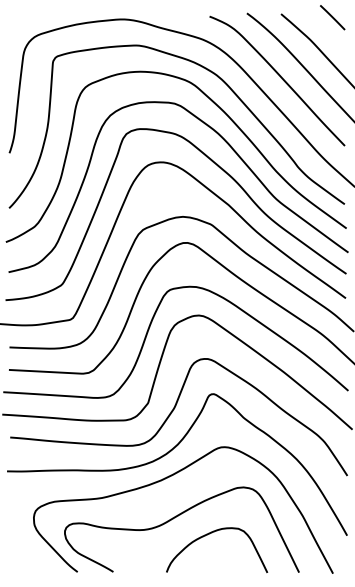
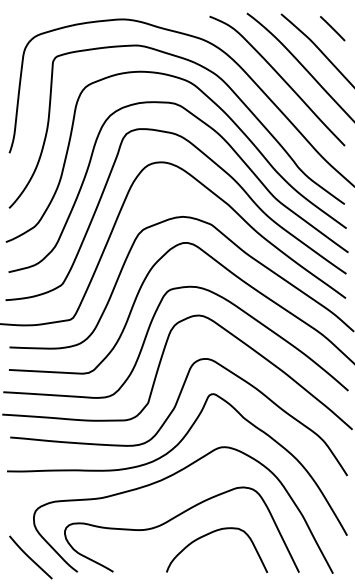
line position: (332, 17) -> (332, 28) (332, 28)
curve: none -> present (30, 557)
